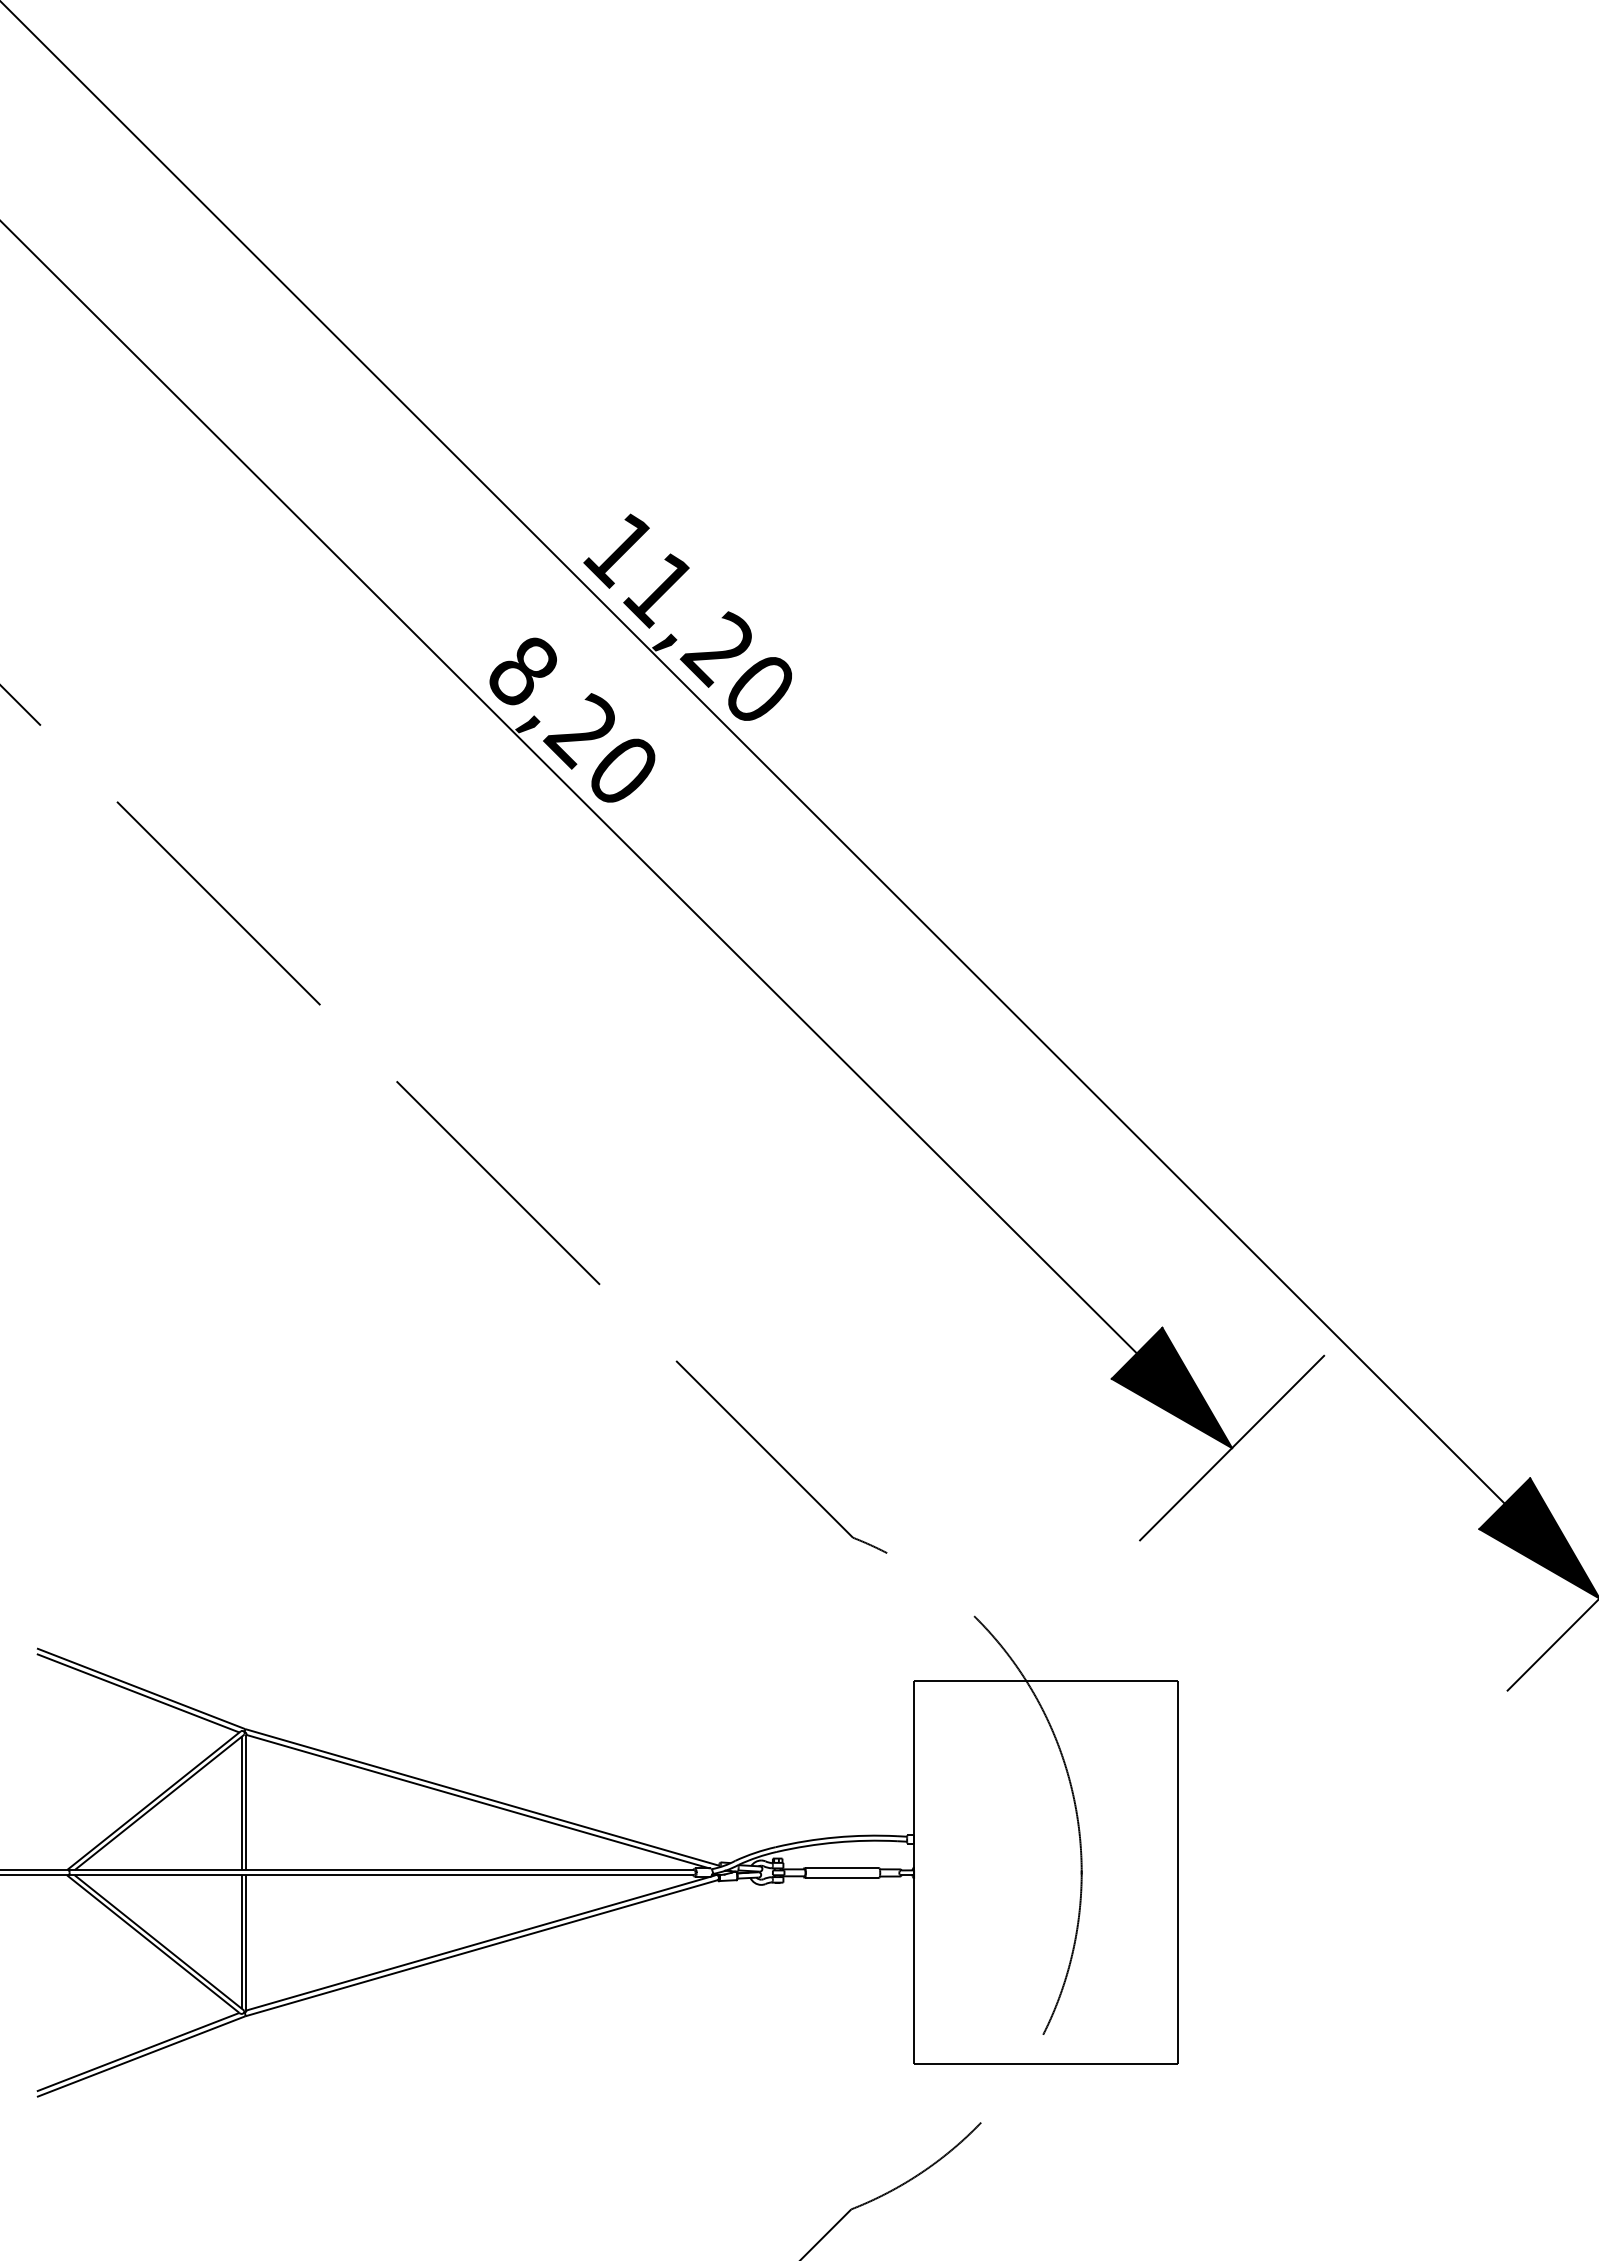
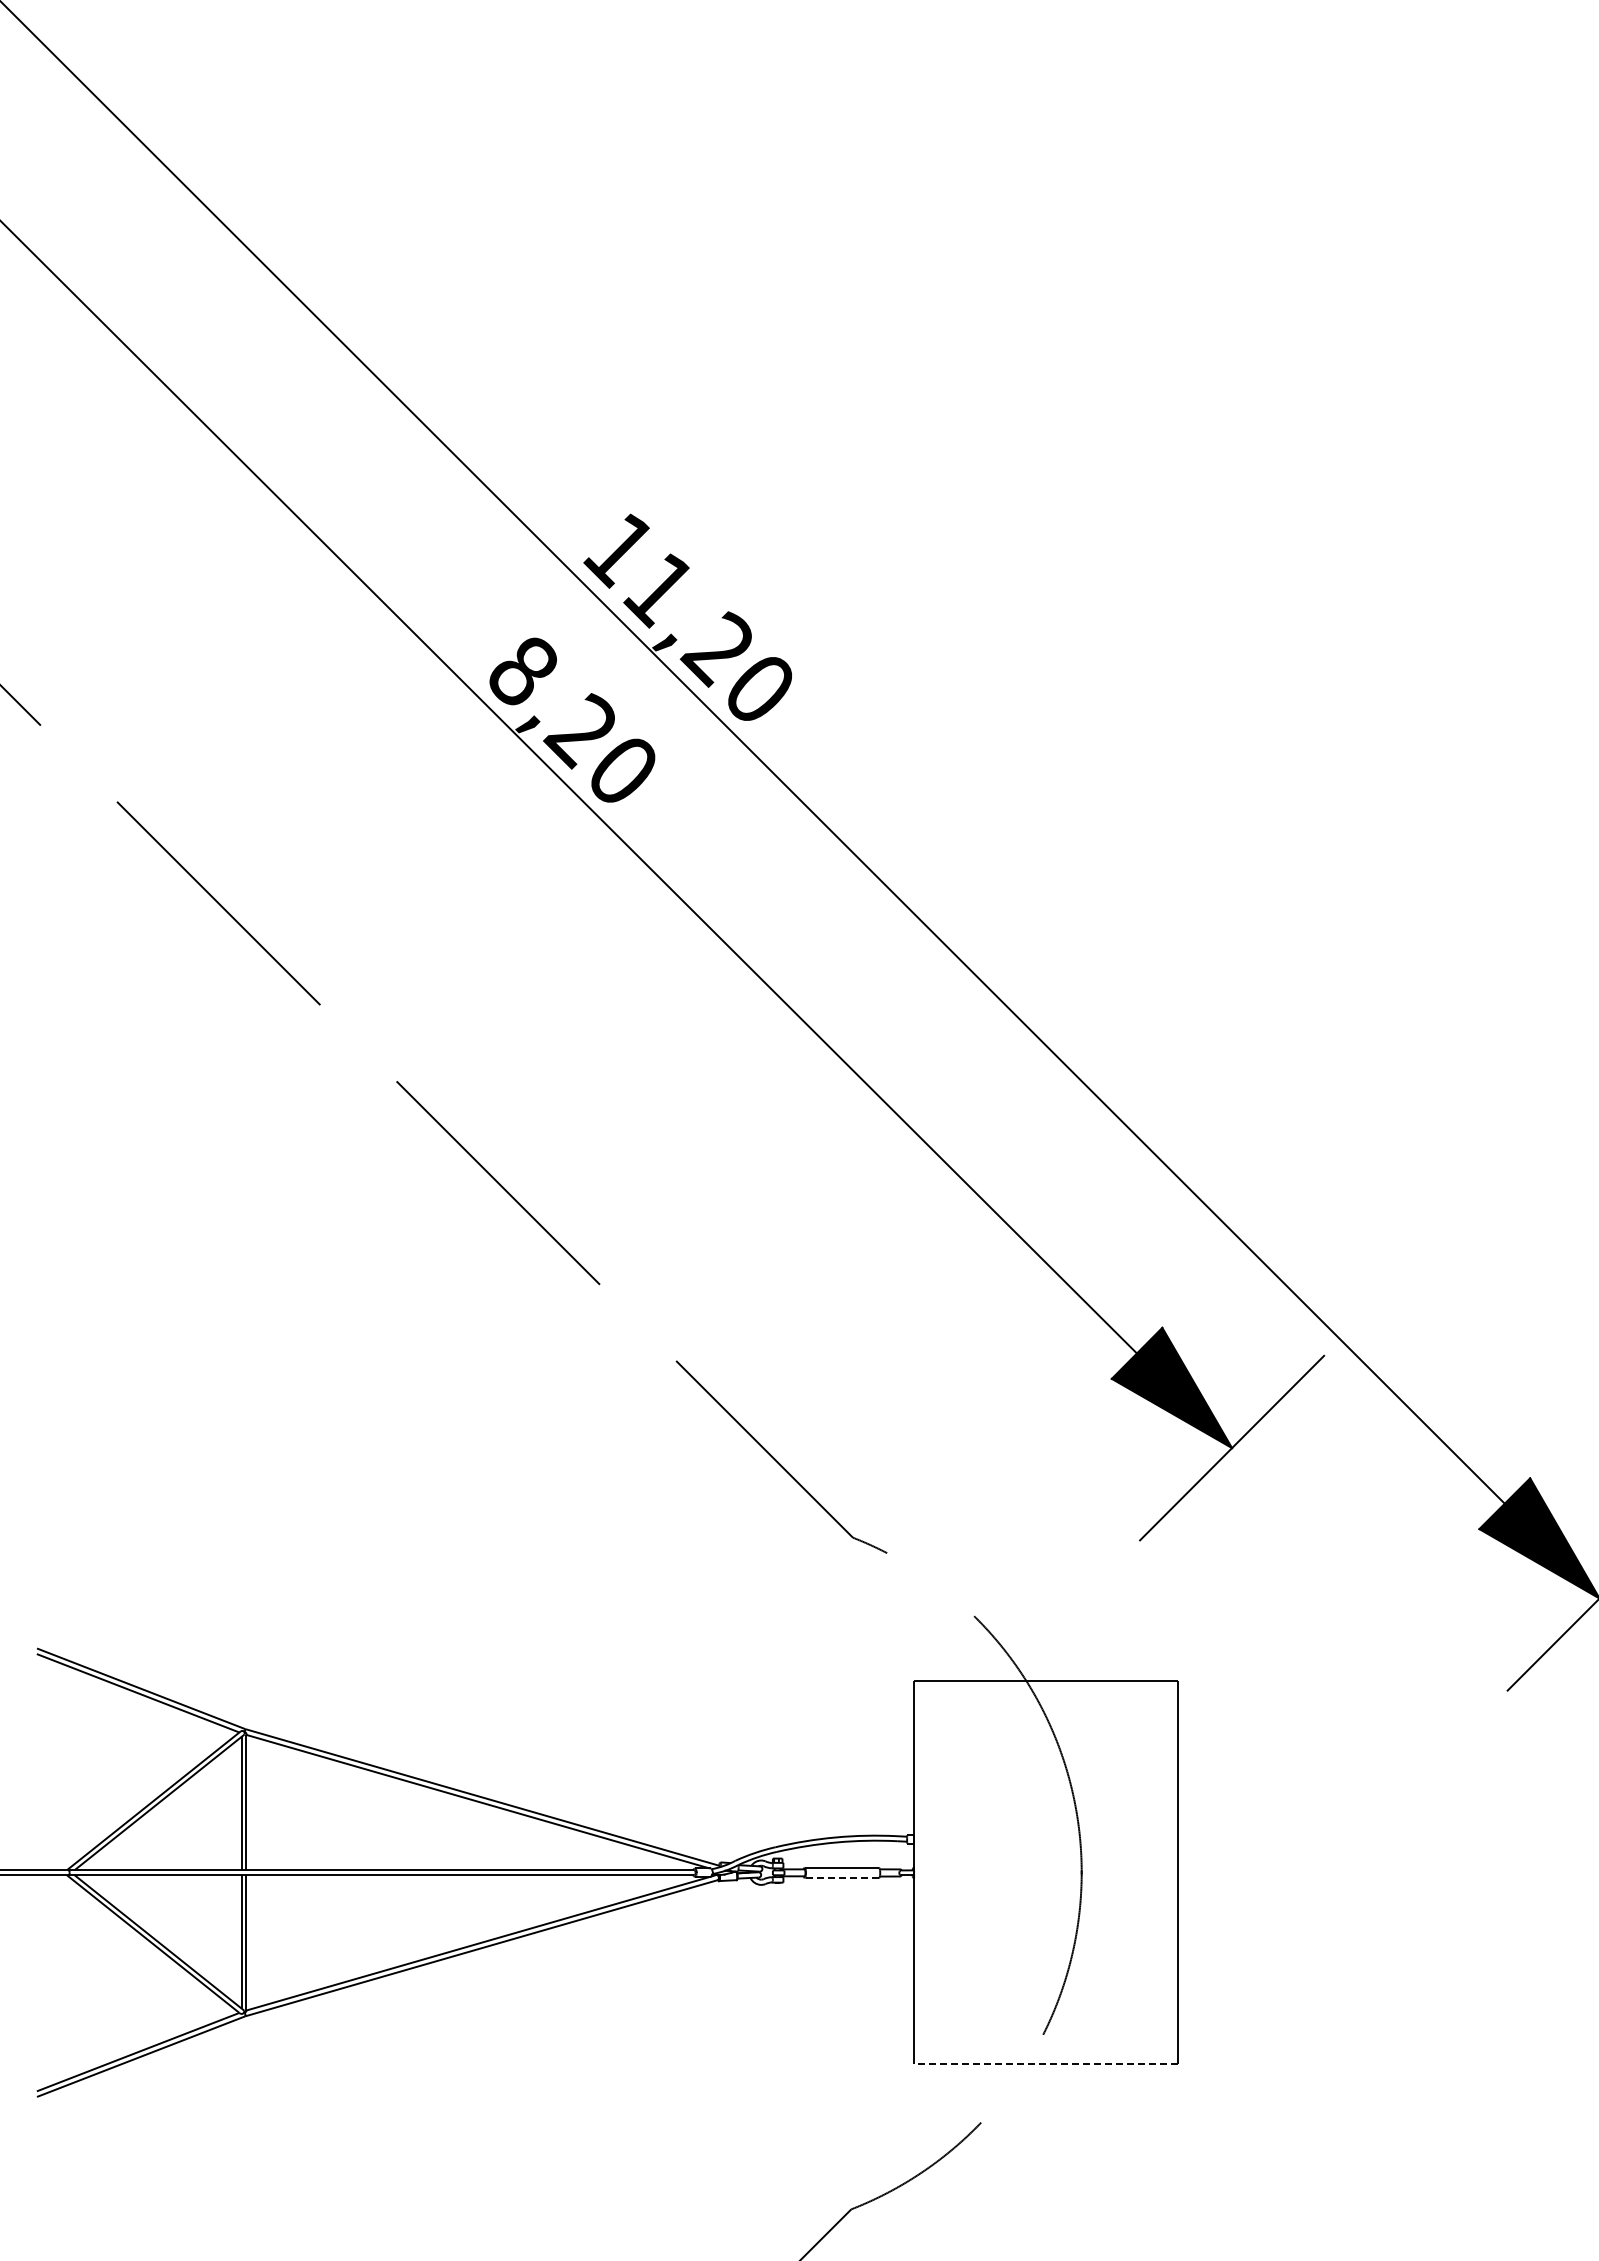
line: solid -> dashed (841, 1878)
line: solid -> dashed (1045, 2064)
